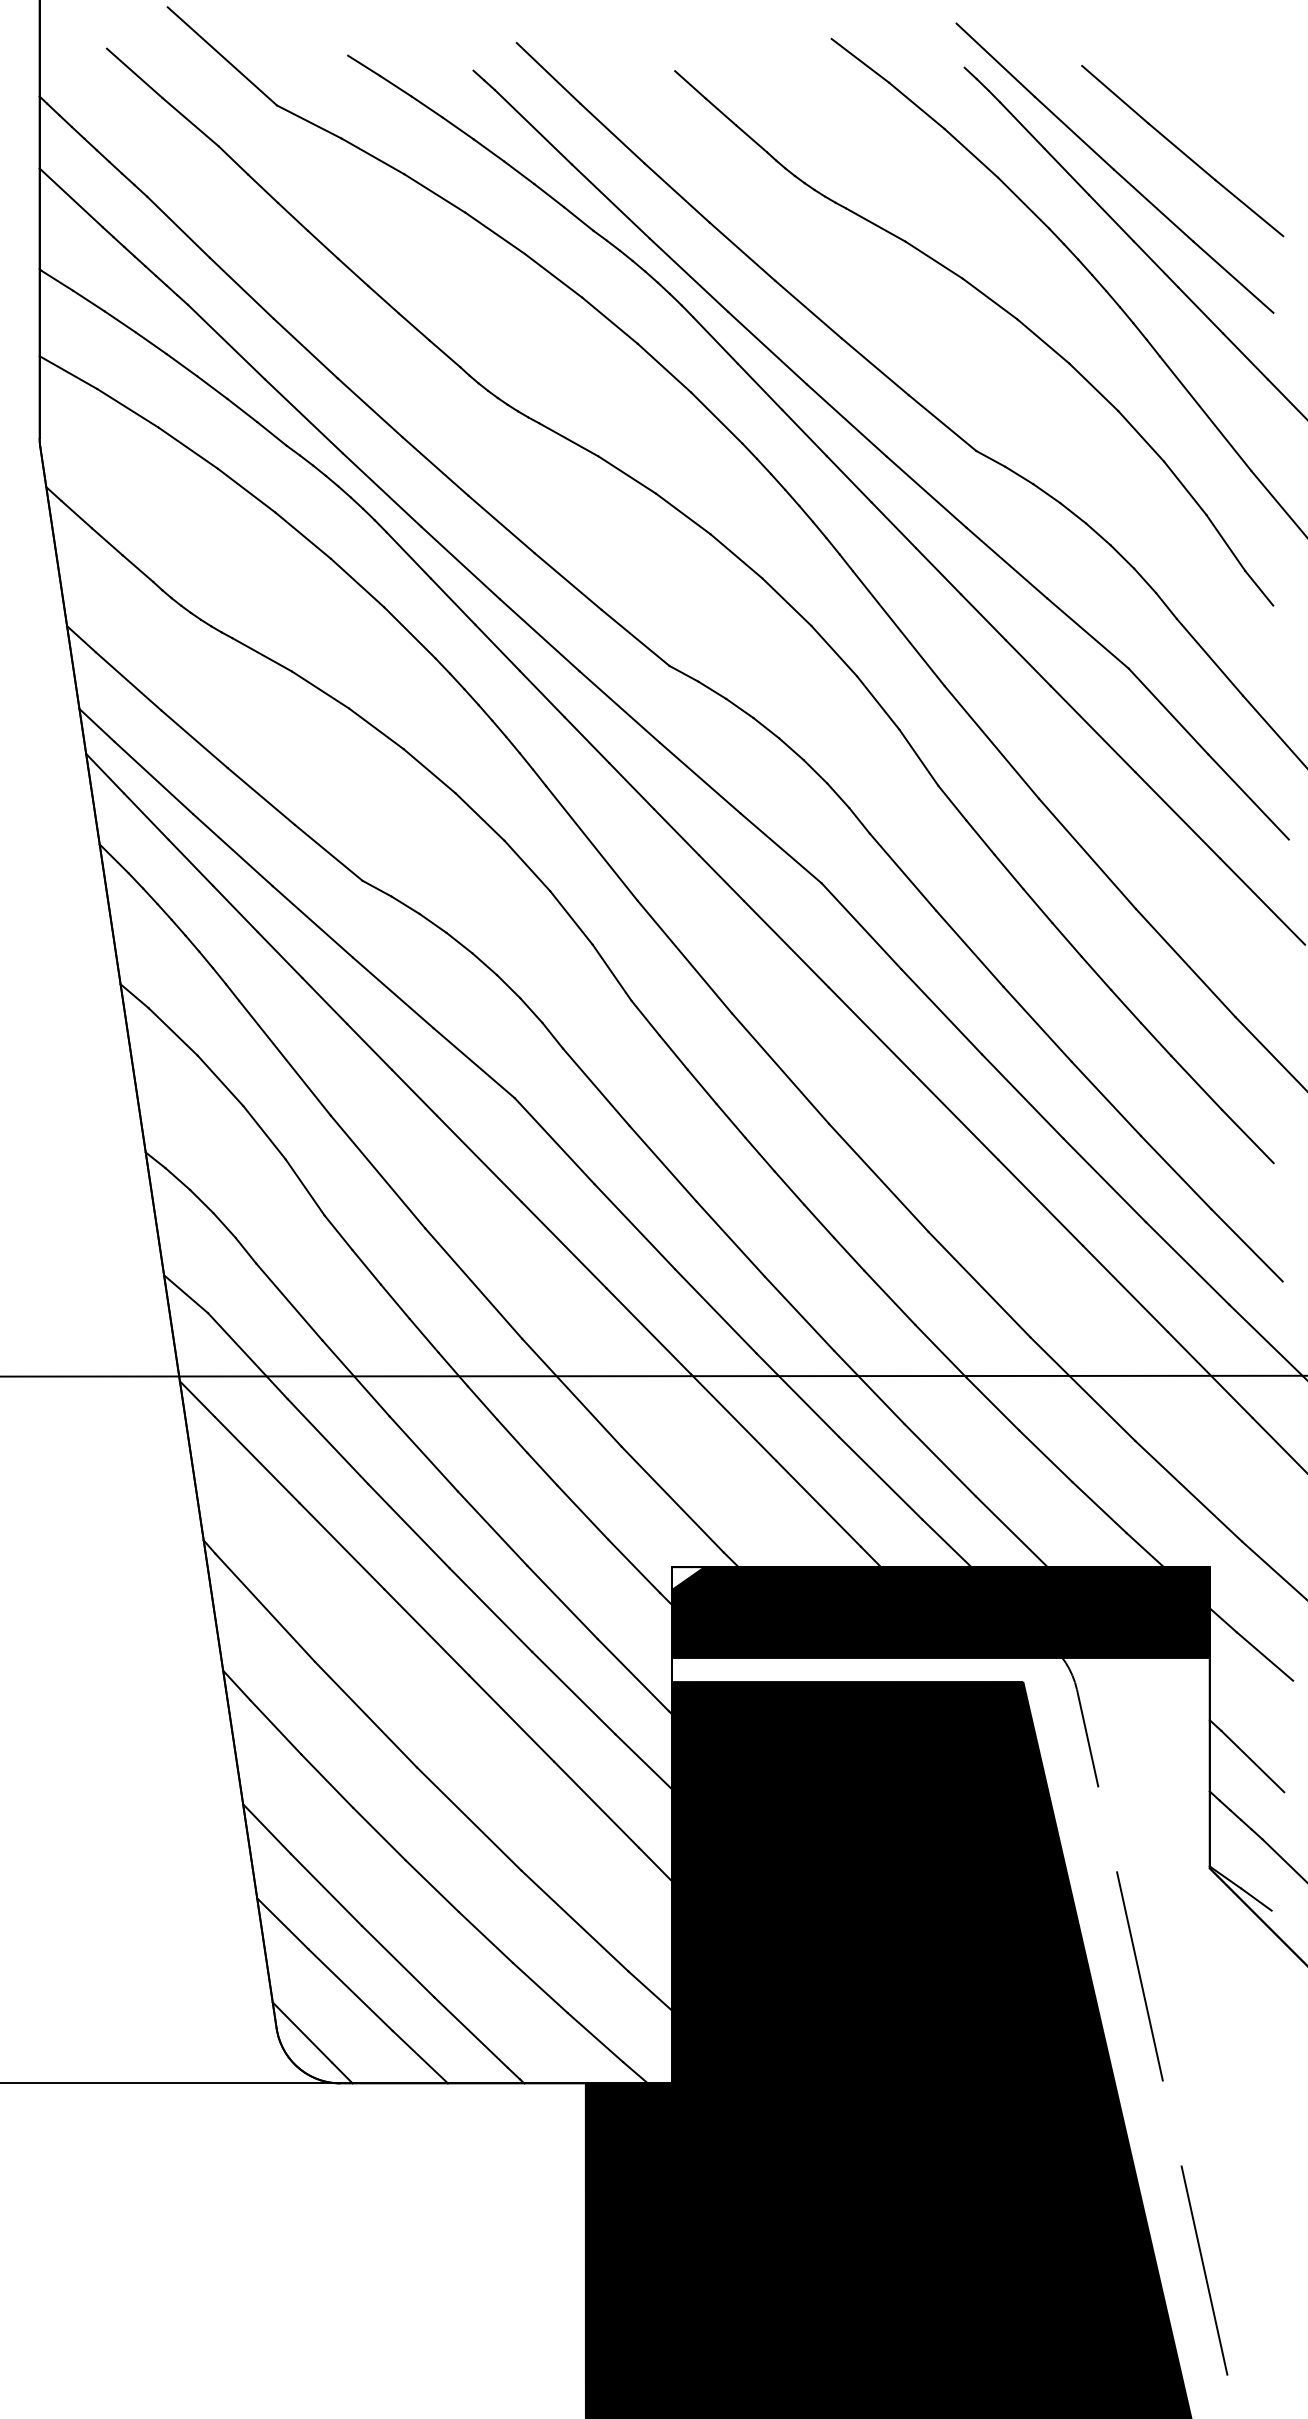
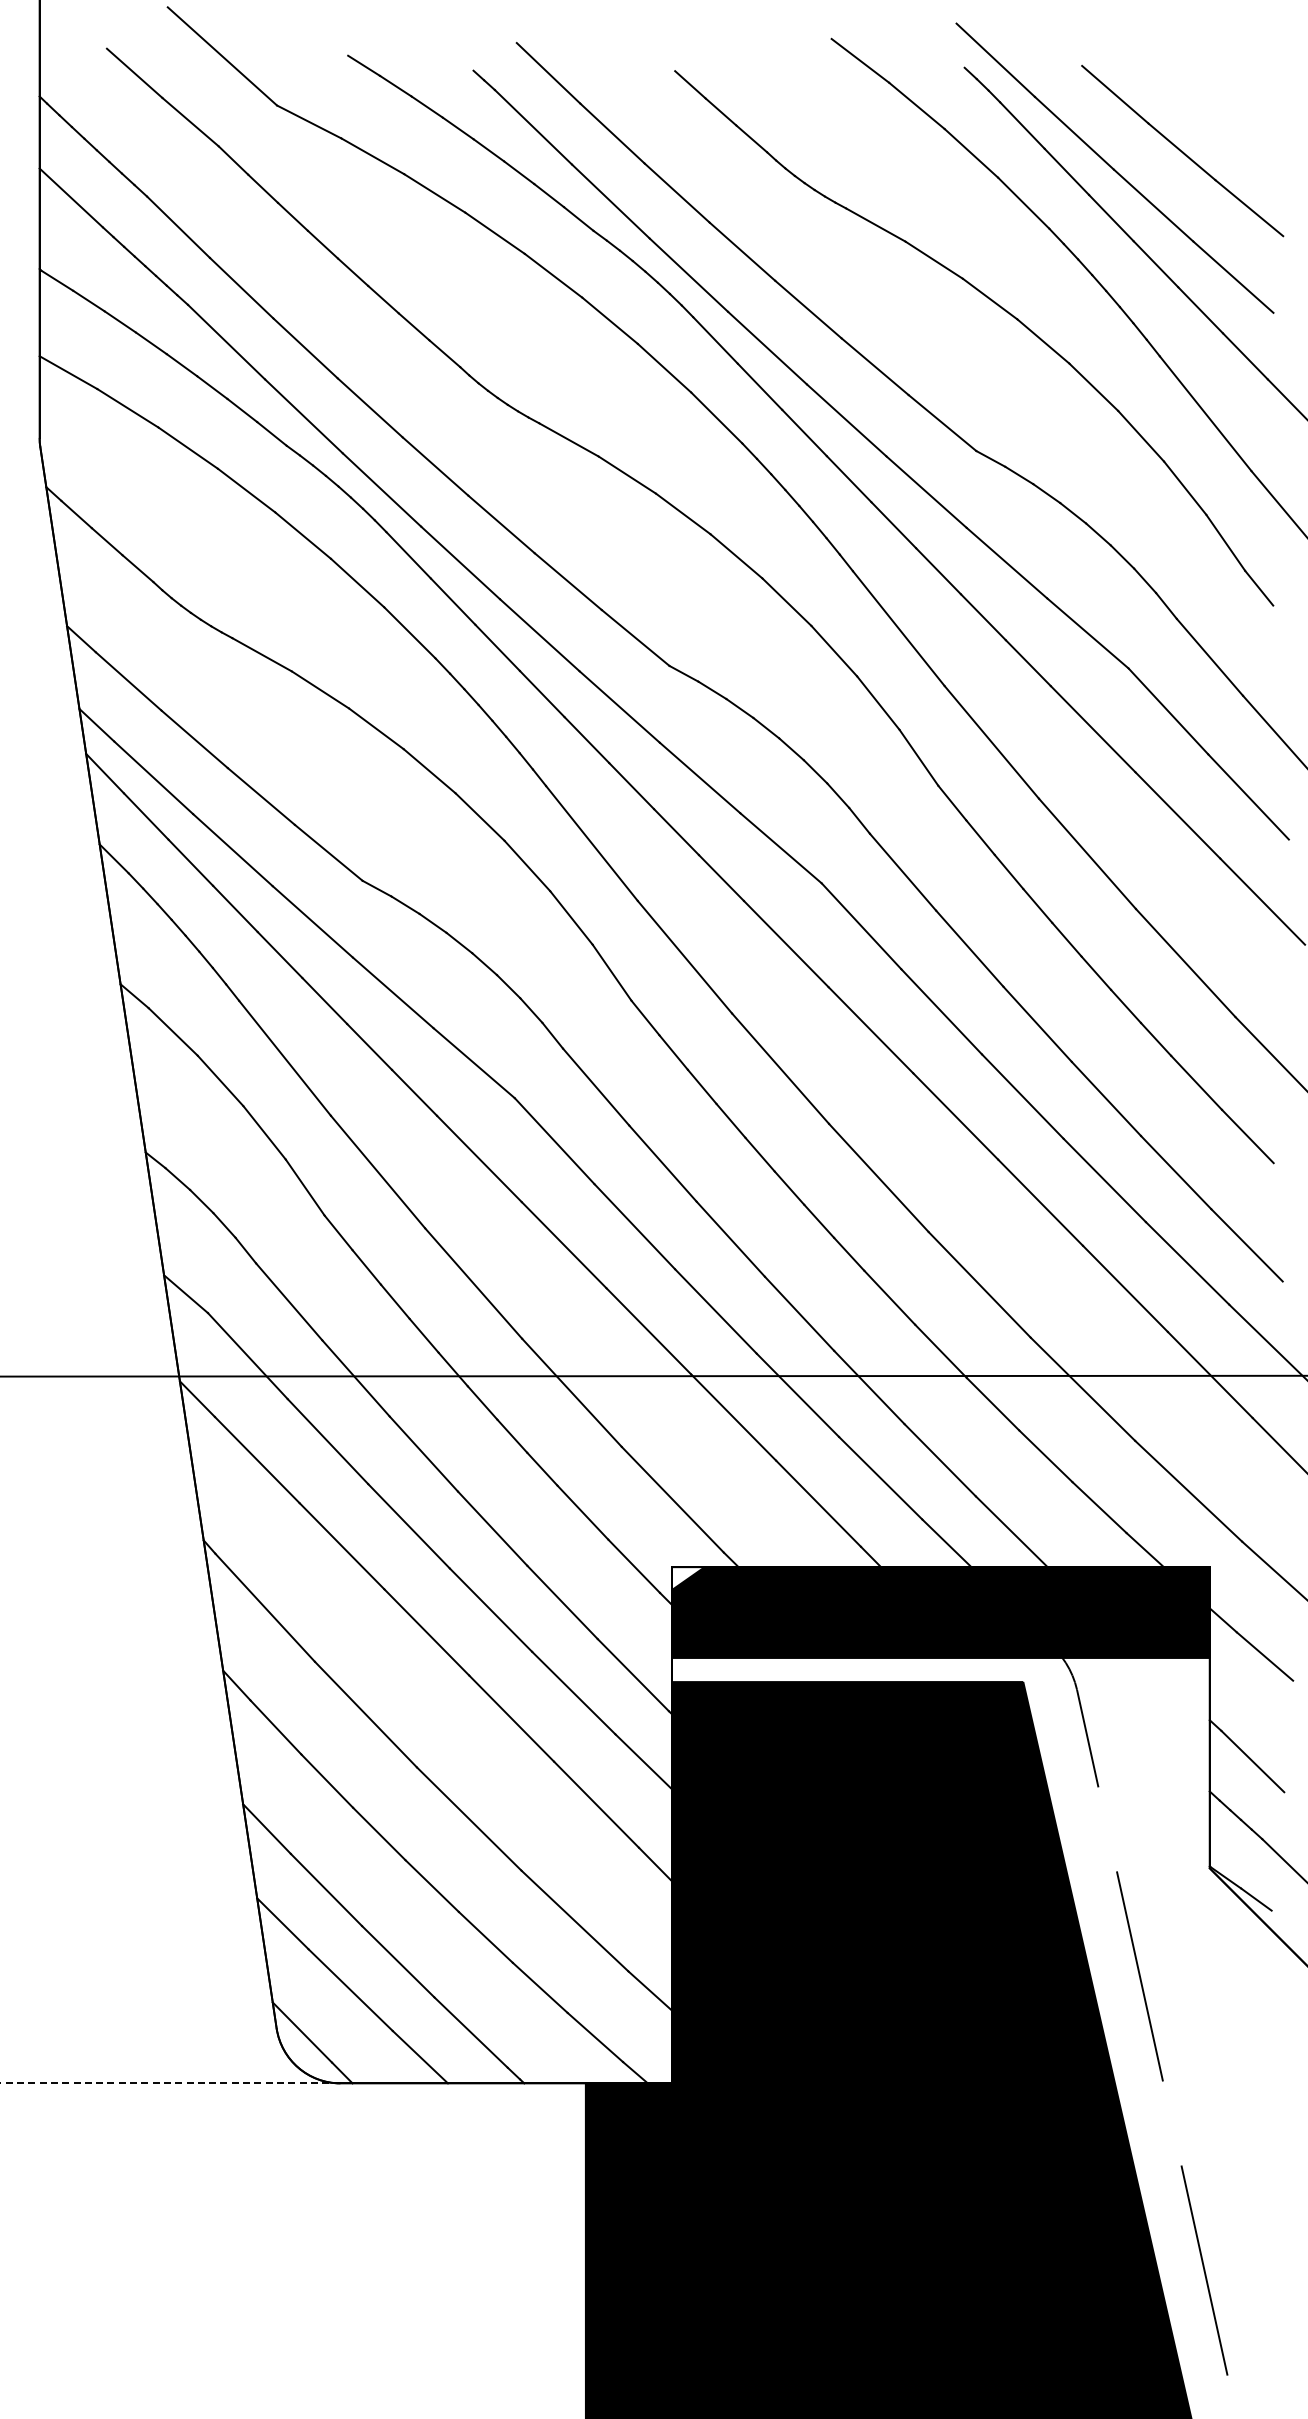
line: solid -> dashed (169, 2083)
